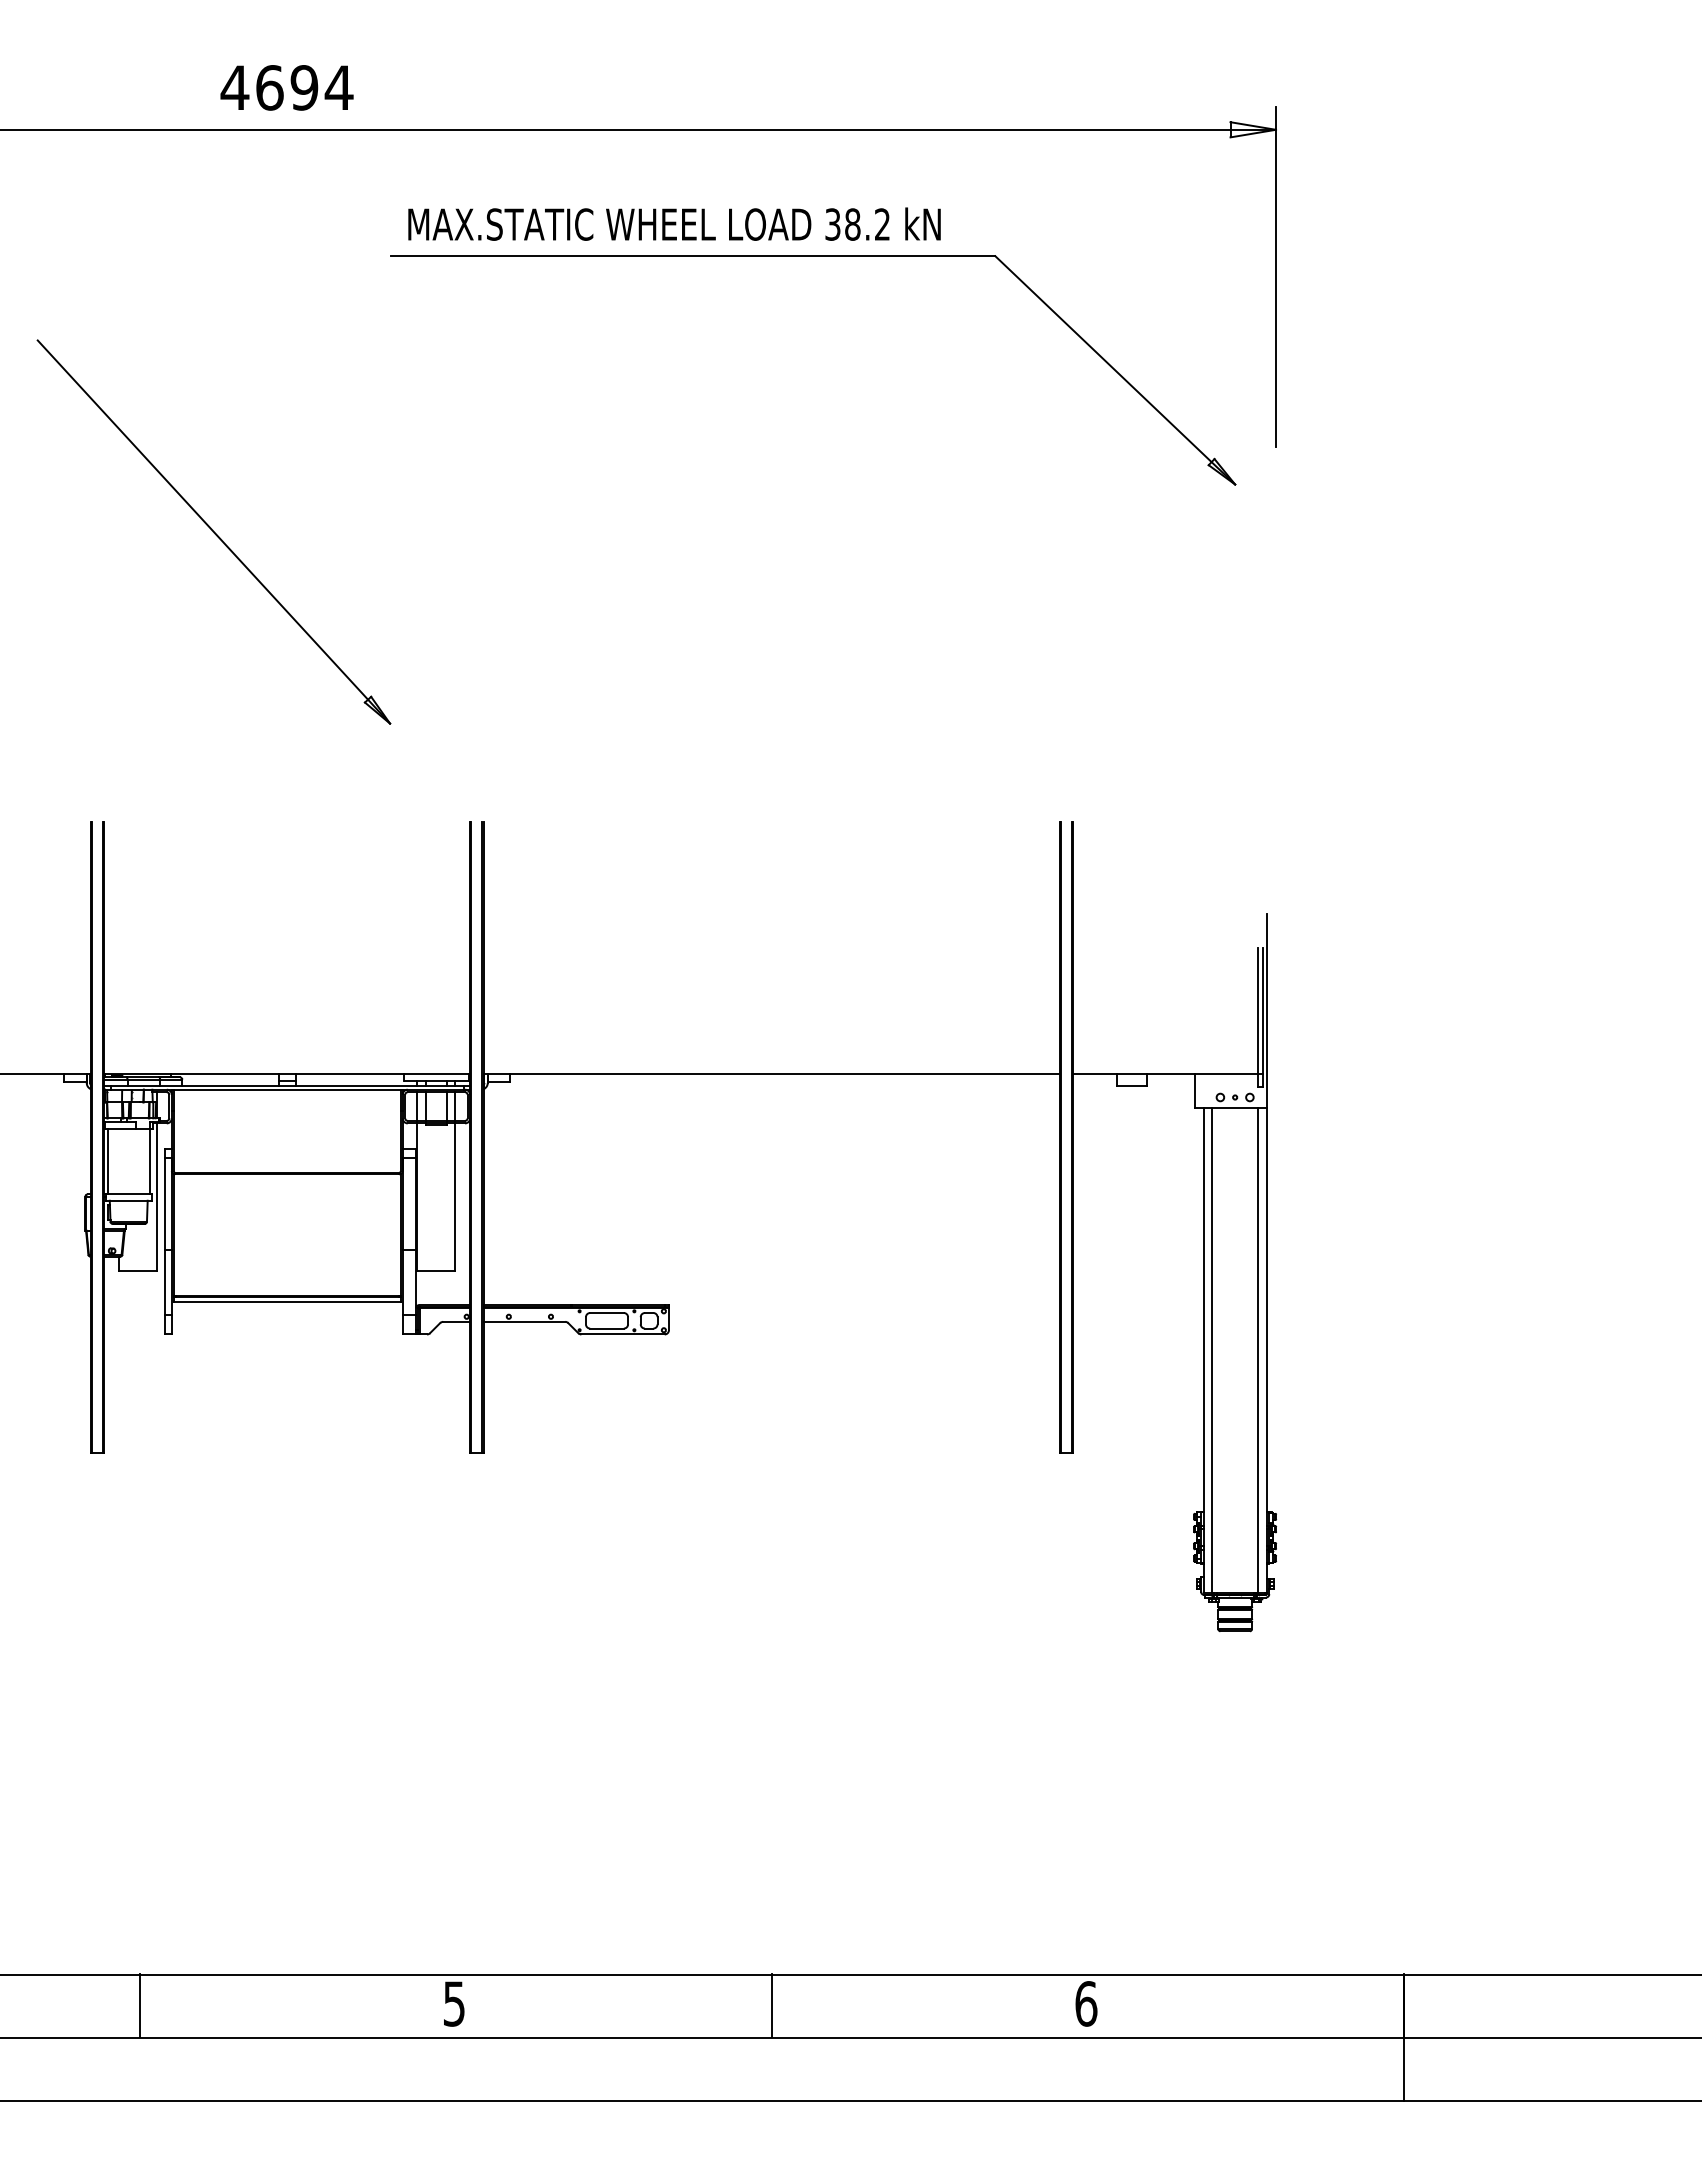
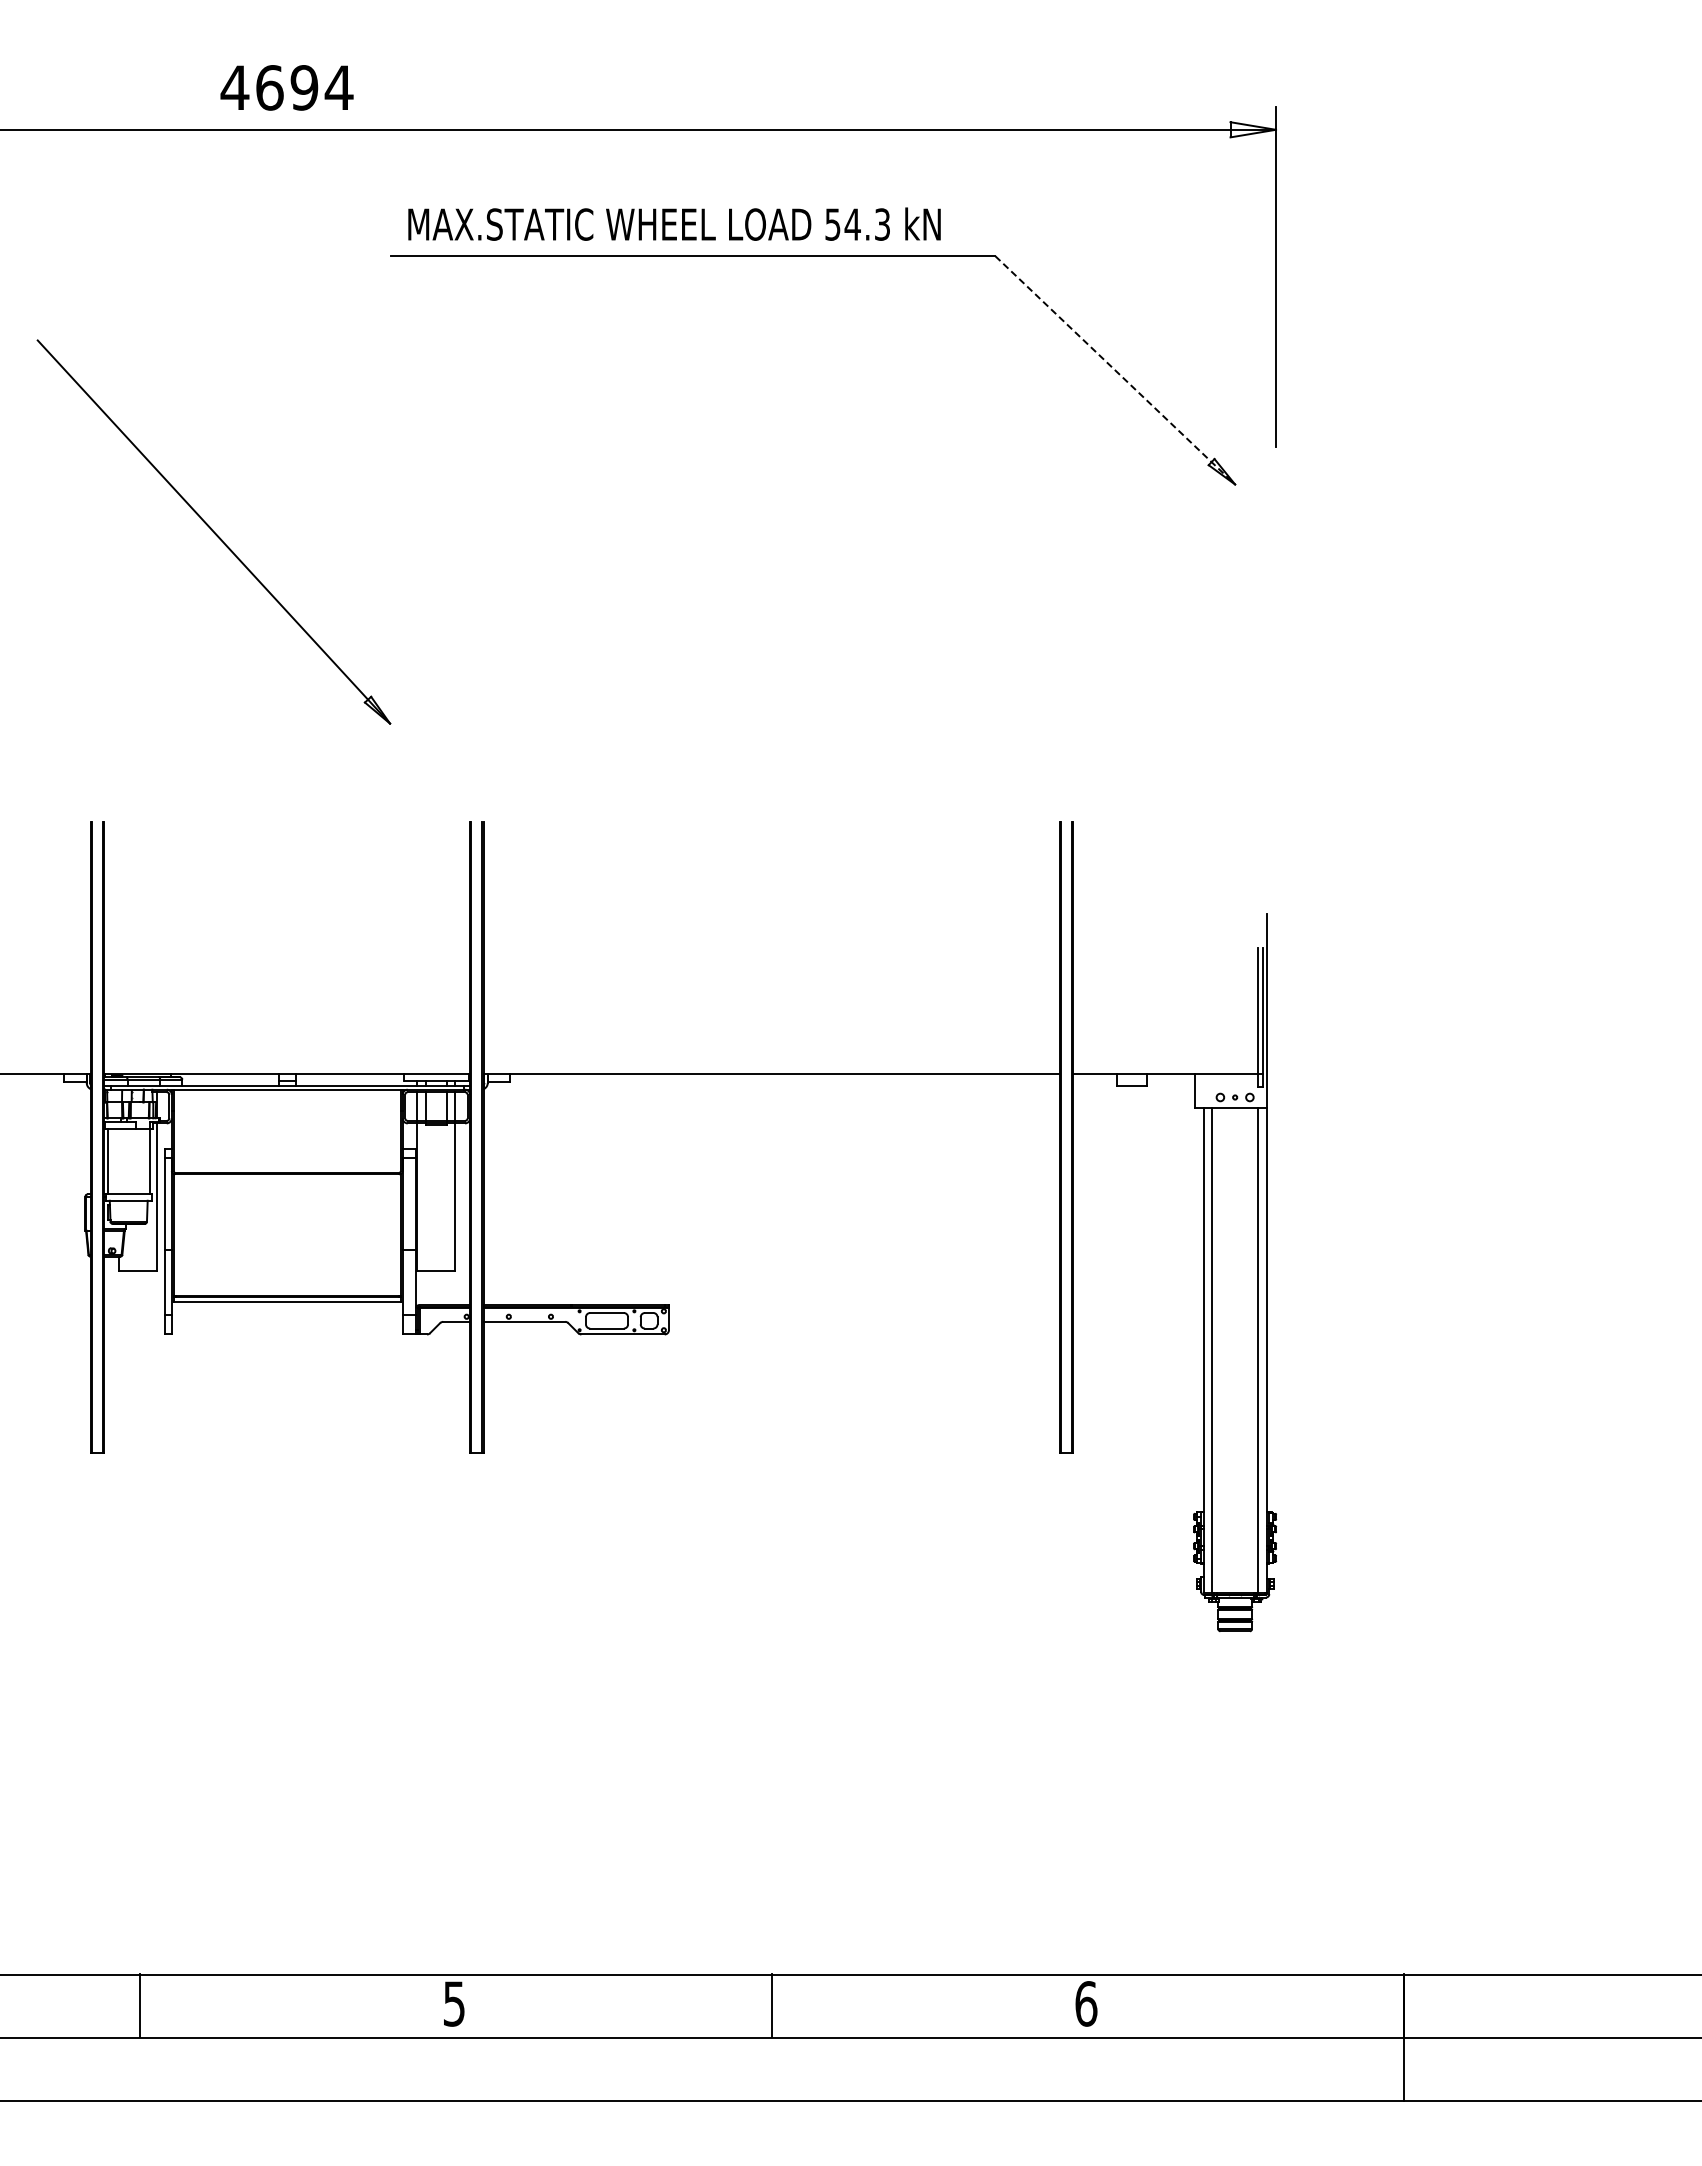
text: 38.2 -> 54.3 (857, 224)
line: solid -> dashed (1115, 370)
